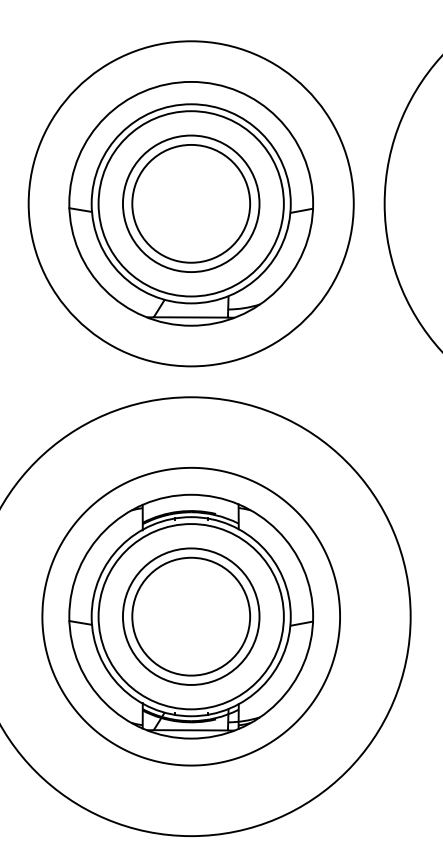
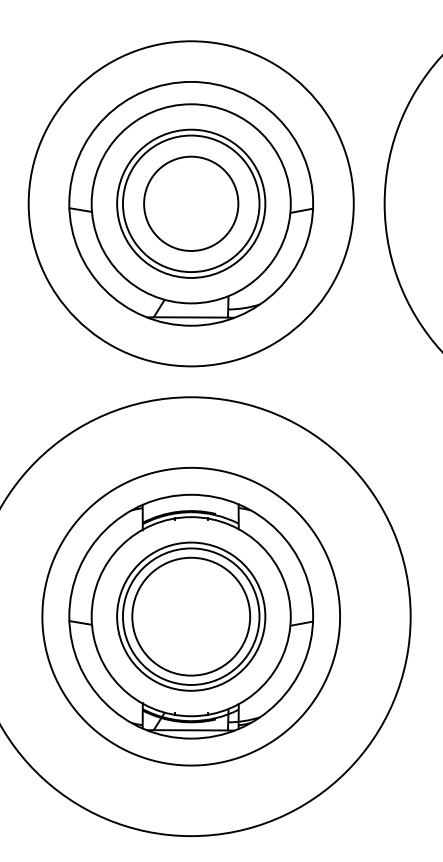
circle diameter: 185 px -> 148 px (191, 203)
circle diameter: 118 px -> 94 px (191, 203)
circle diameter: 185 px -> 148 px (191, 616)
